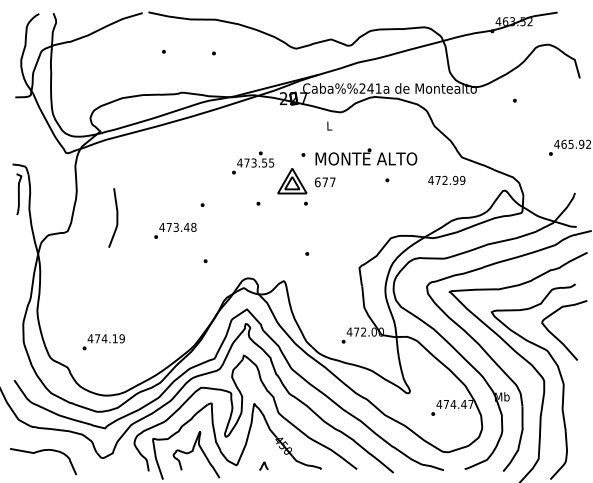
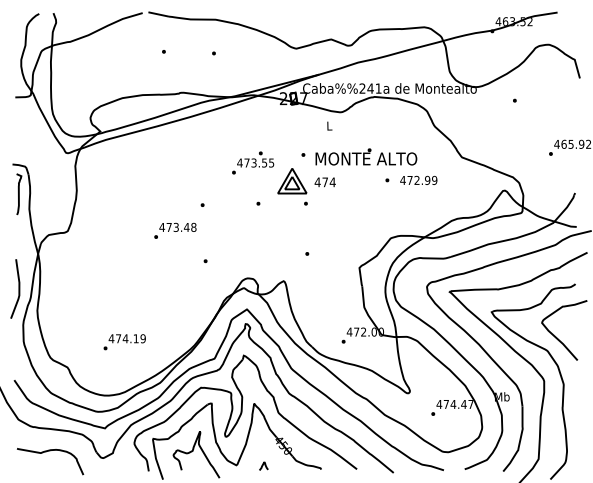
text position: (446, 179) -> (418, 179) (418, 179)
text: 677 -> 474 (324, 182)
line position: (116, 217) -> (18, 288) (18, 288)
text position: (103, 342) -> (124, 342) (124, 342)
curve position: (39, 452) -> (46, 452) (46, 452)
